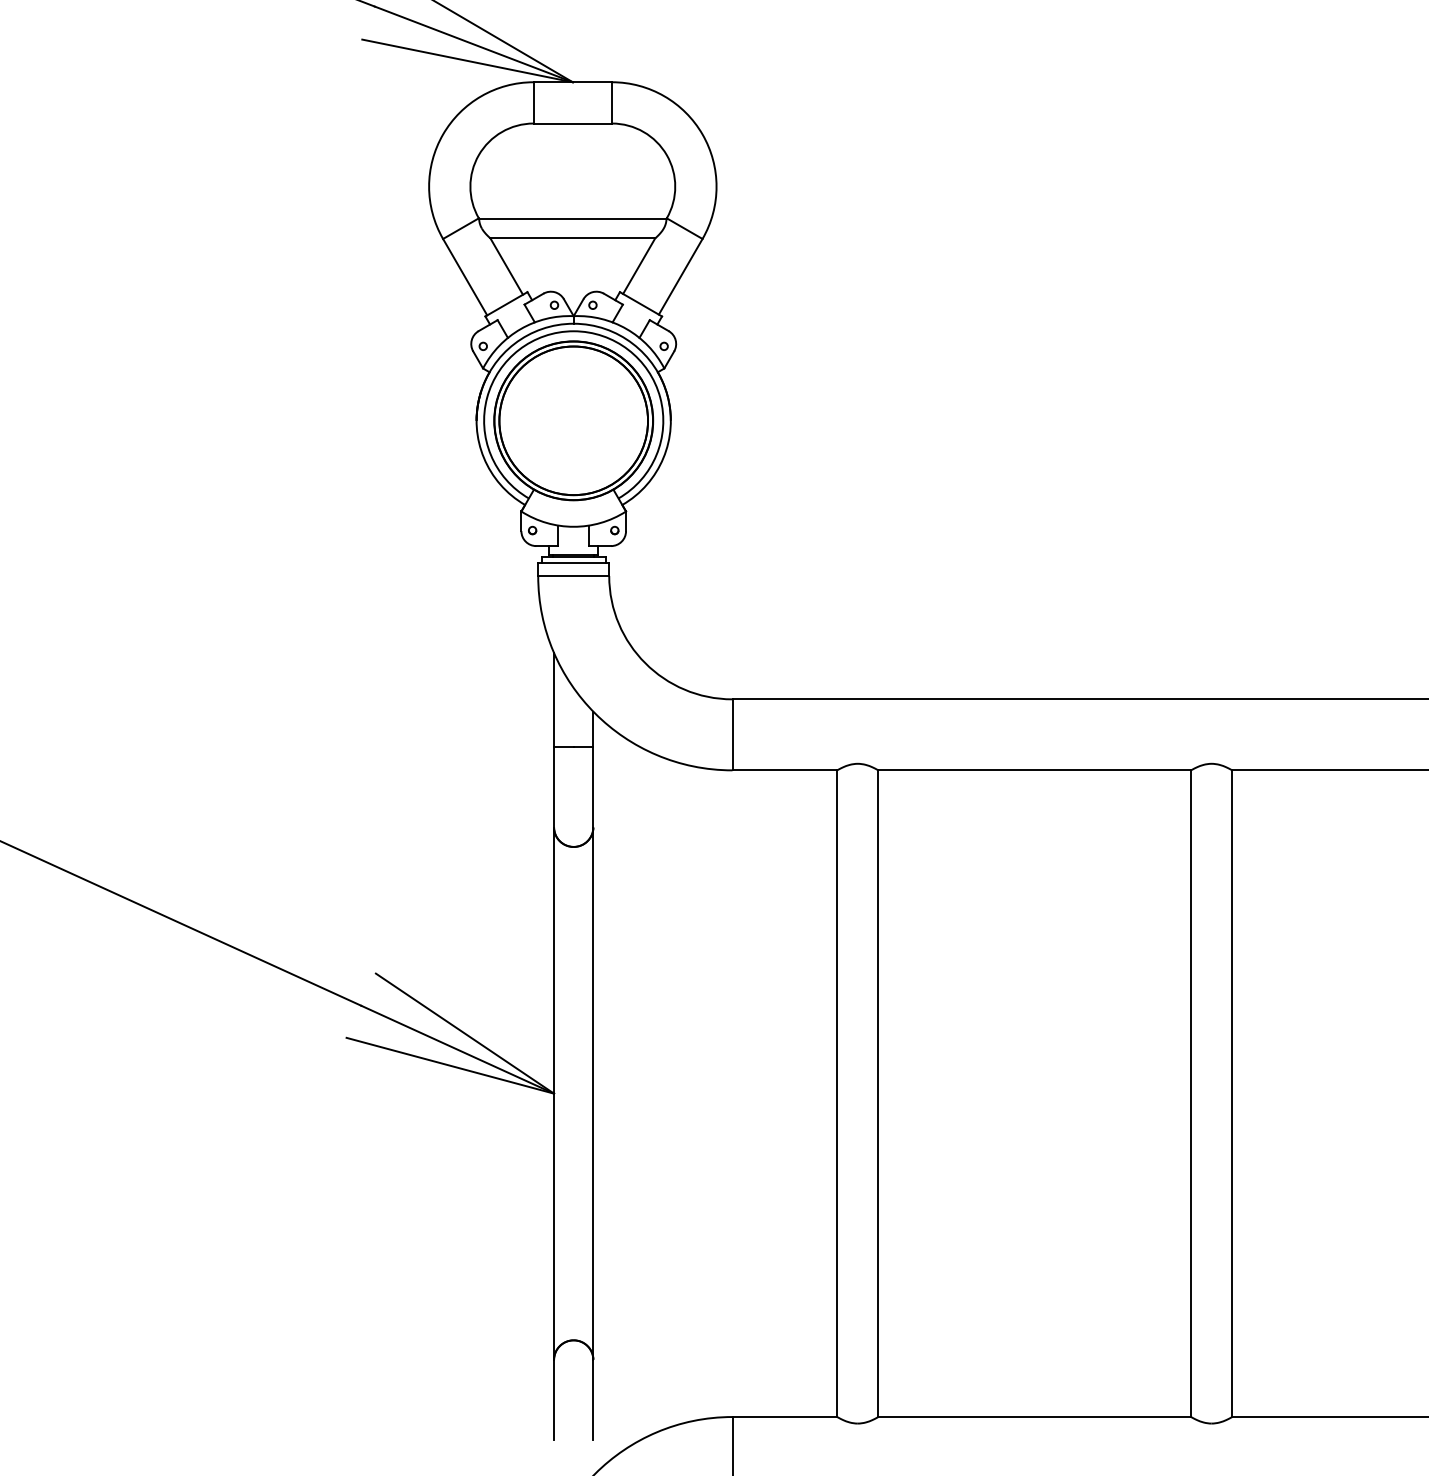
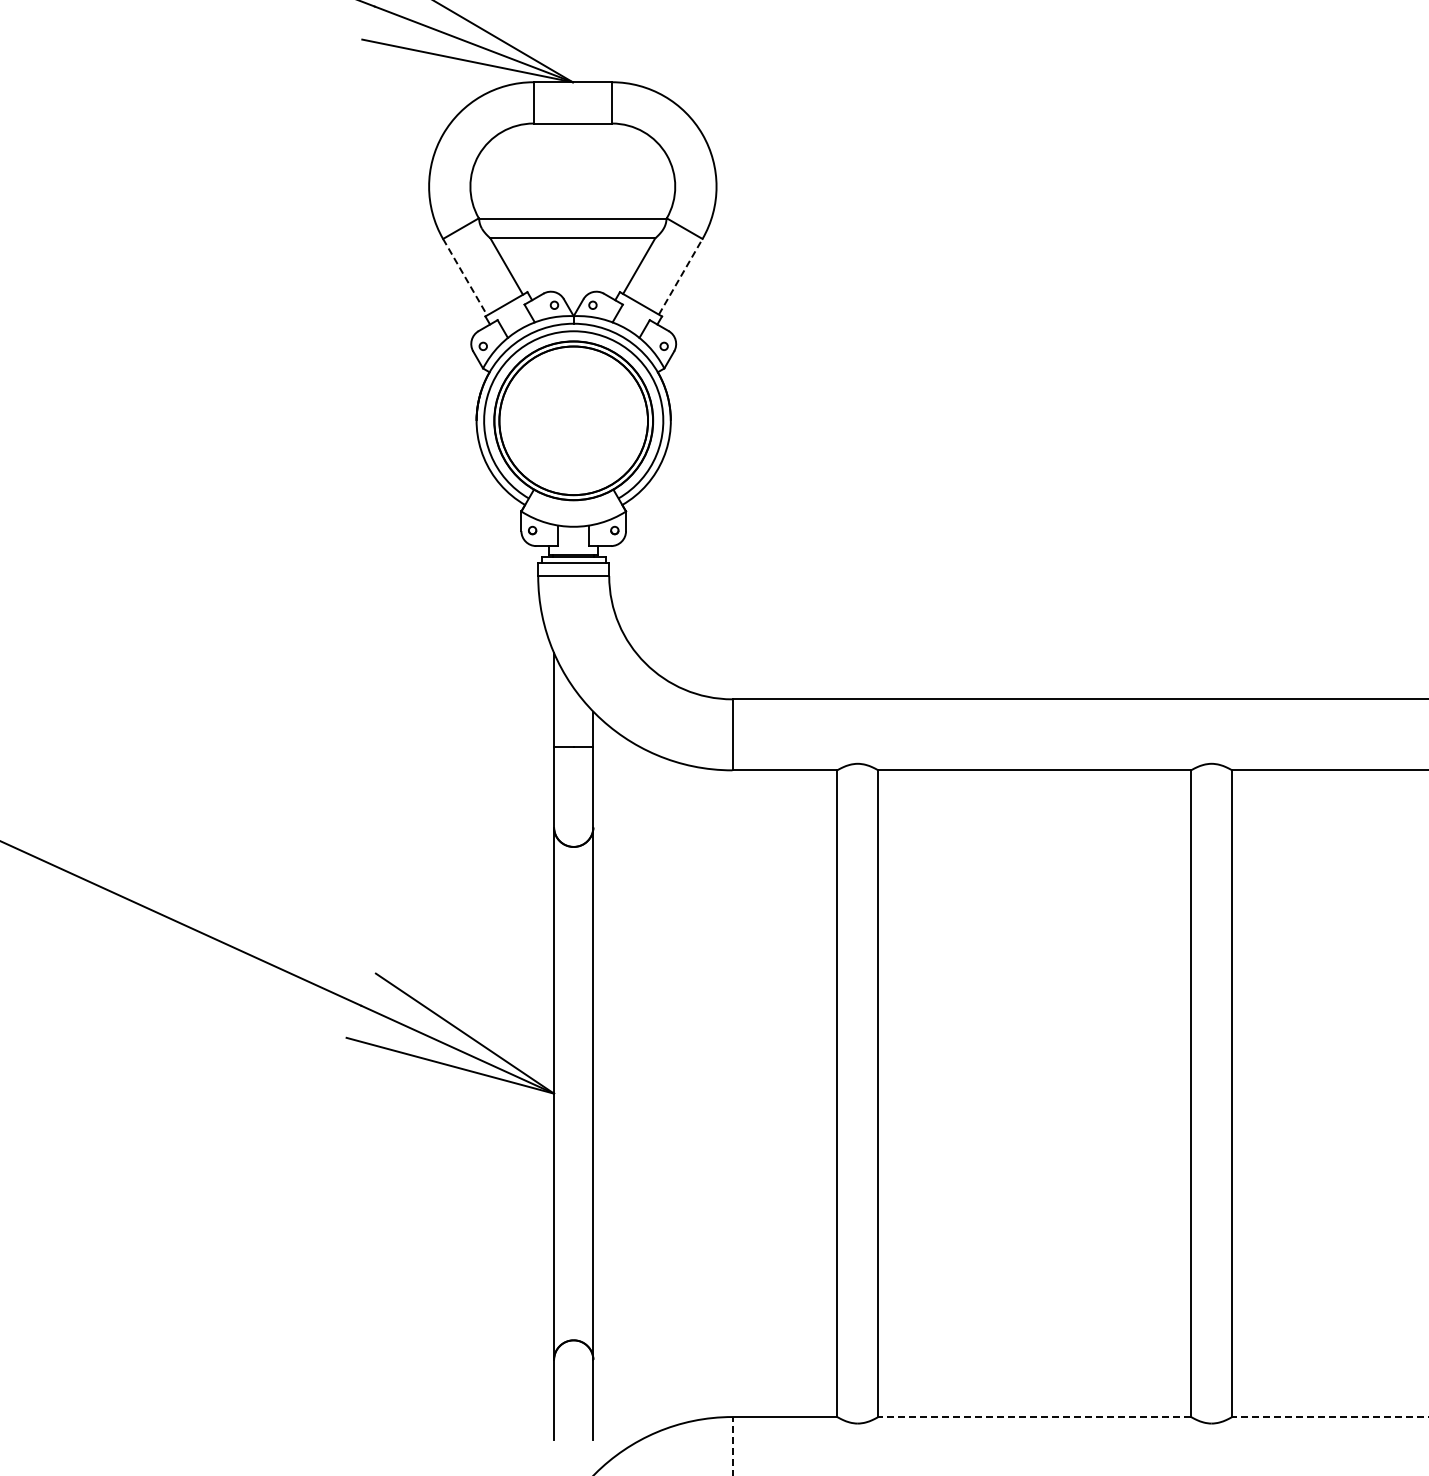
line: solid -> dashed (680, 276)
line: solid -> dashed (465, 277)
line: solid -> dashed (1034, 1417)
line: solid -> dashed (1330, 1417)
line: solid -> dashed (732, 1445)
